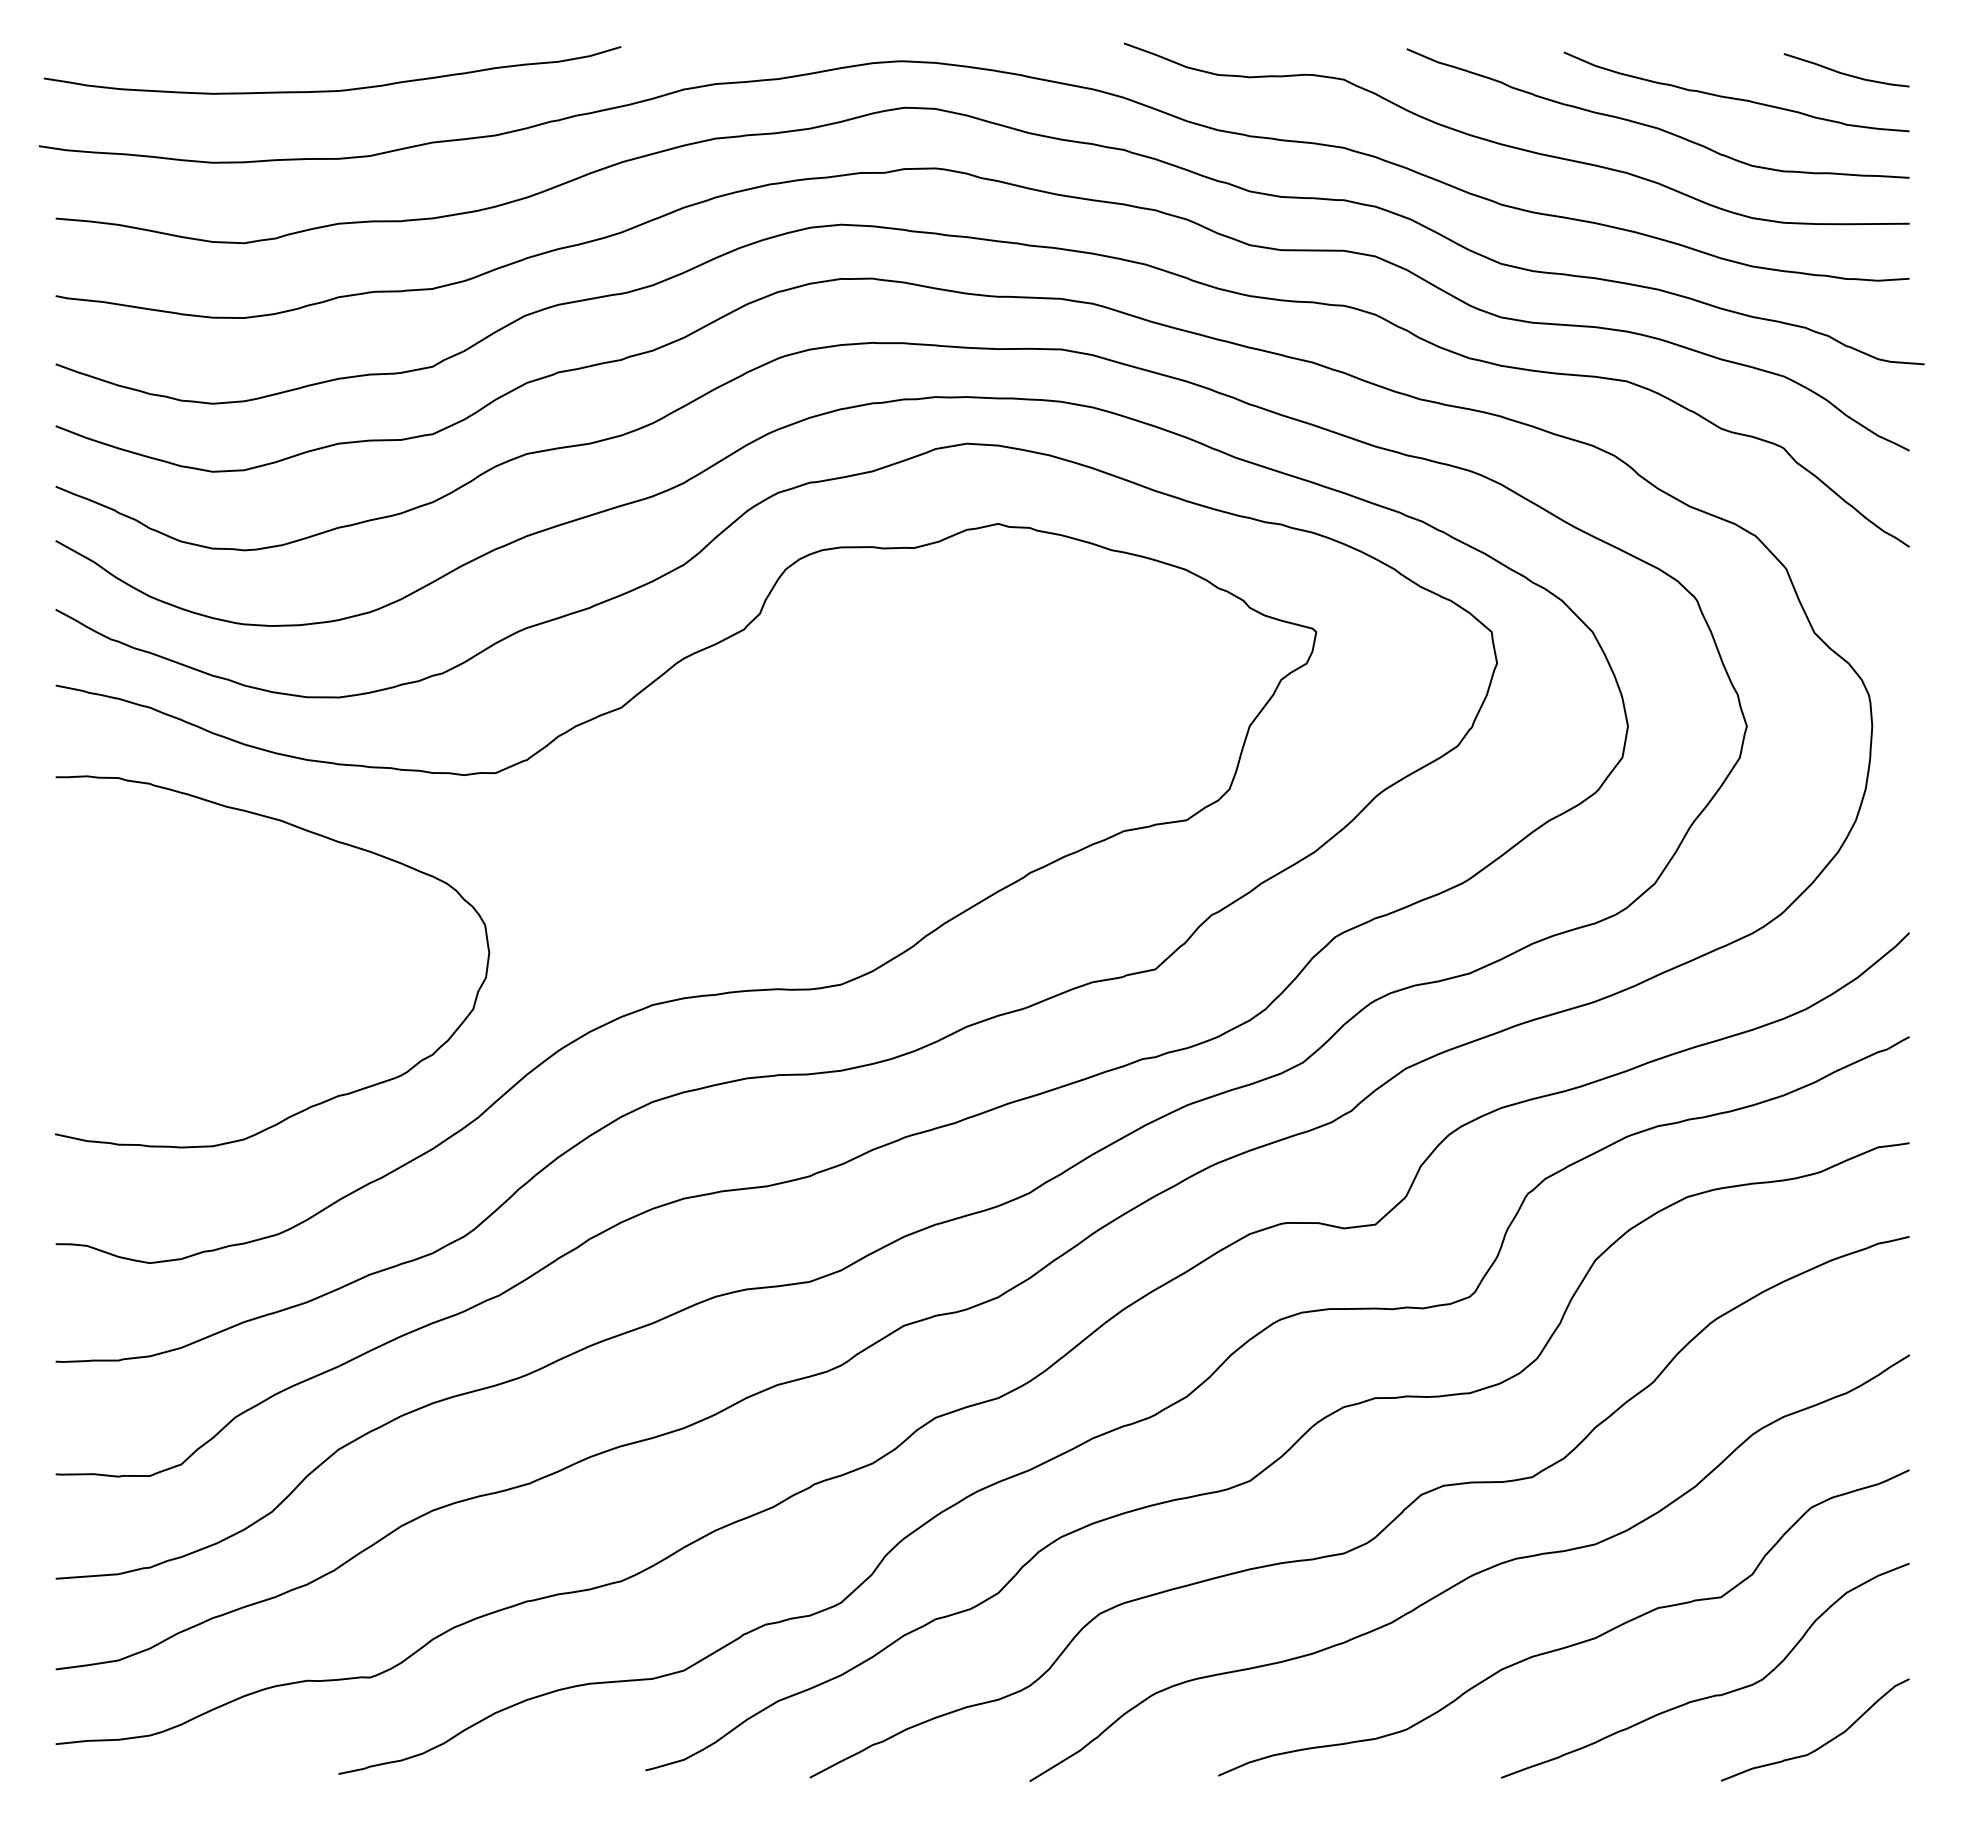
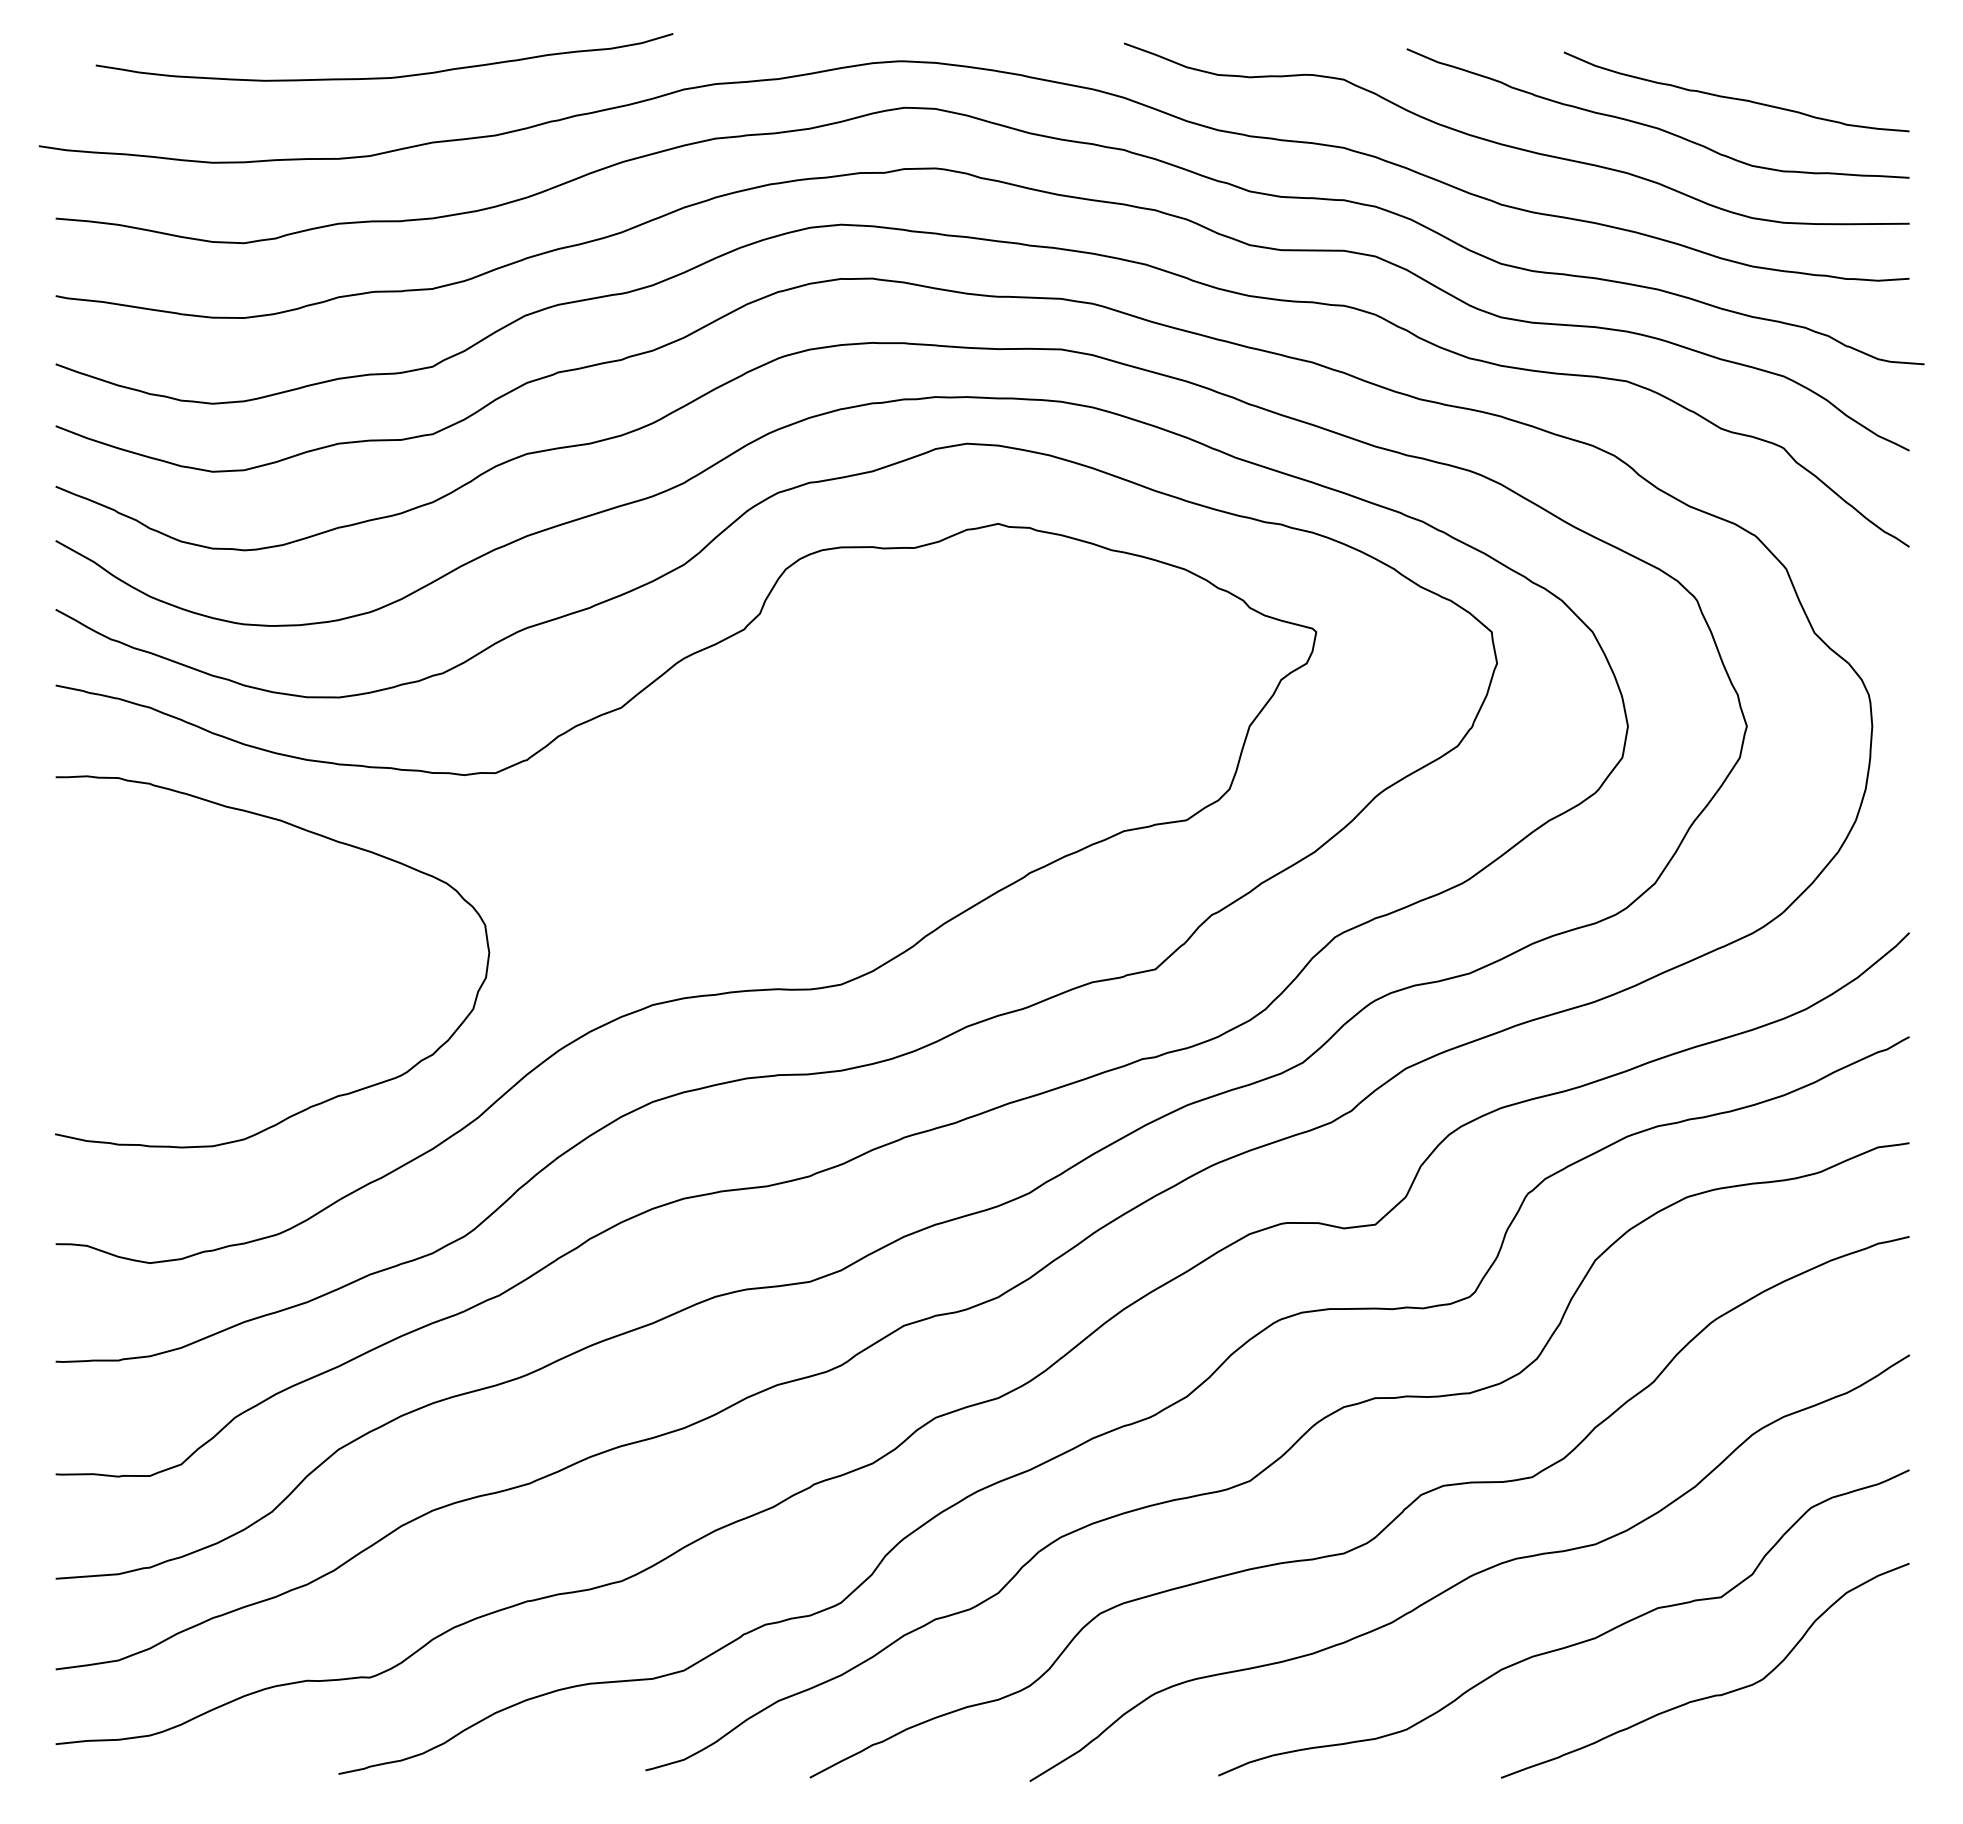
curve: present -> none (1846, 73)
curve position: (332, 90) -> (384, 77) (384, 77)
curve: present -> none (1822, 1744)
